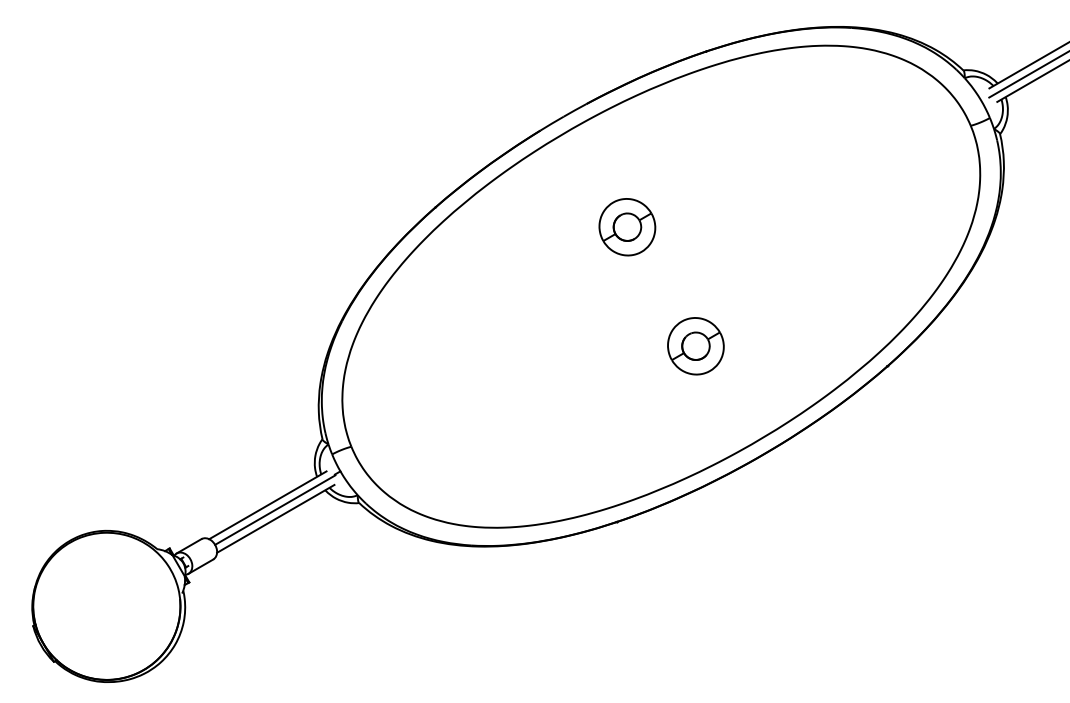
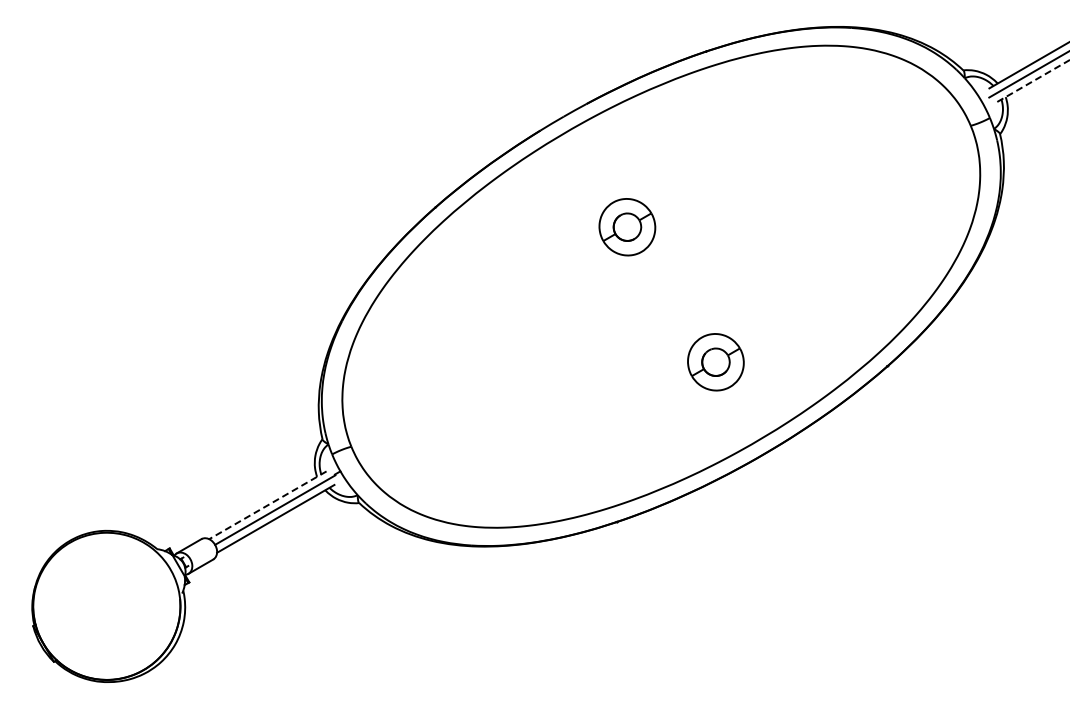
line: solid -> dashed (1033, 80)
part position: (695, 346) -> (715, 362) (715, 362)
line: solid -> dashed (267, 505)
